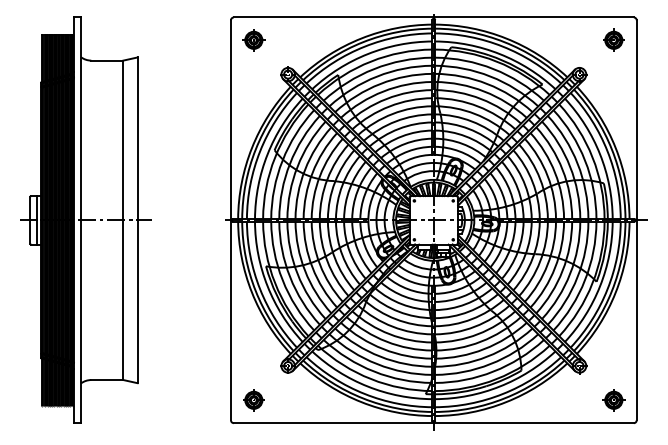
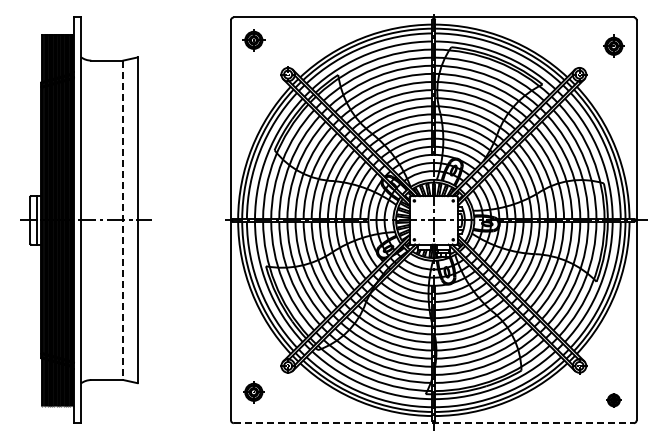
part position: (613, 39) -> (613, 45) (613, 45)
line: solid -> dashed (123, 220)
part position: (253, 400) -> (253, 392) (253, 392)
part size: 24x23 px -> 16x15 px (613, 400)
line: solid -> dashed (433, 423)
